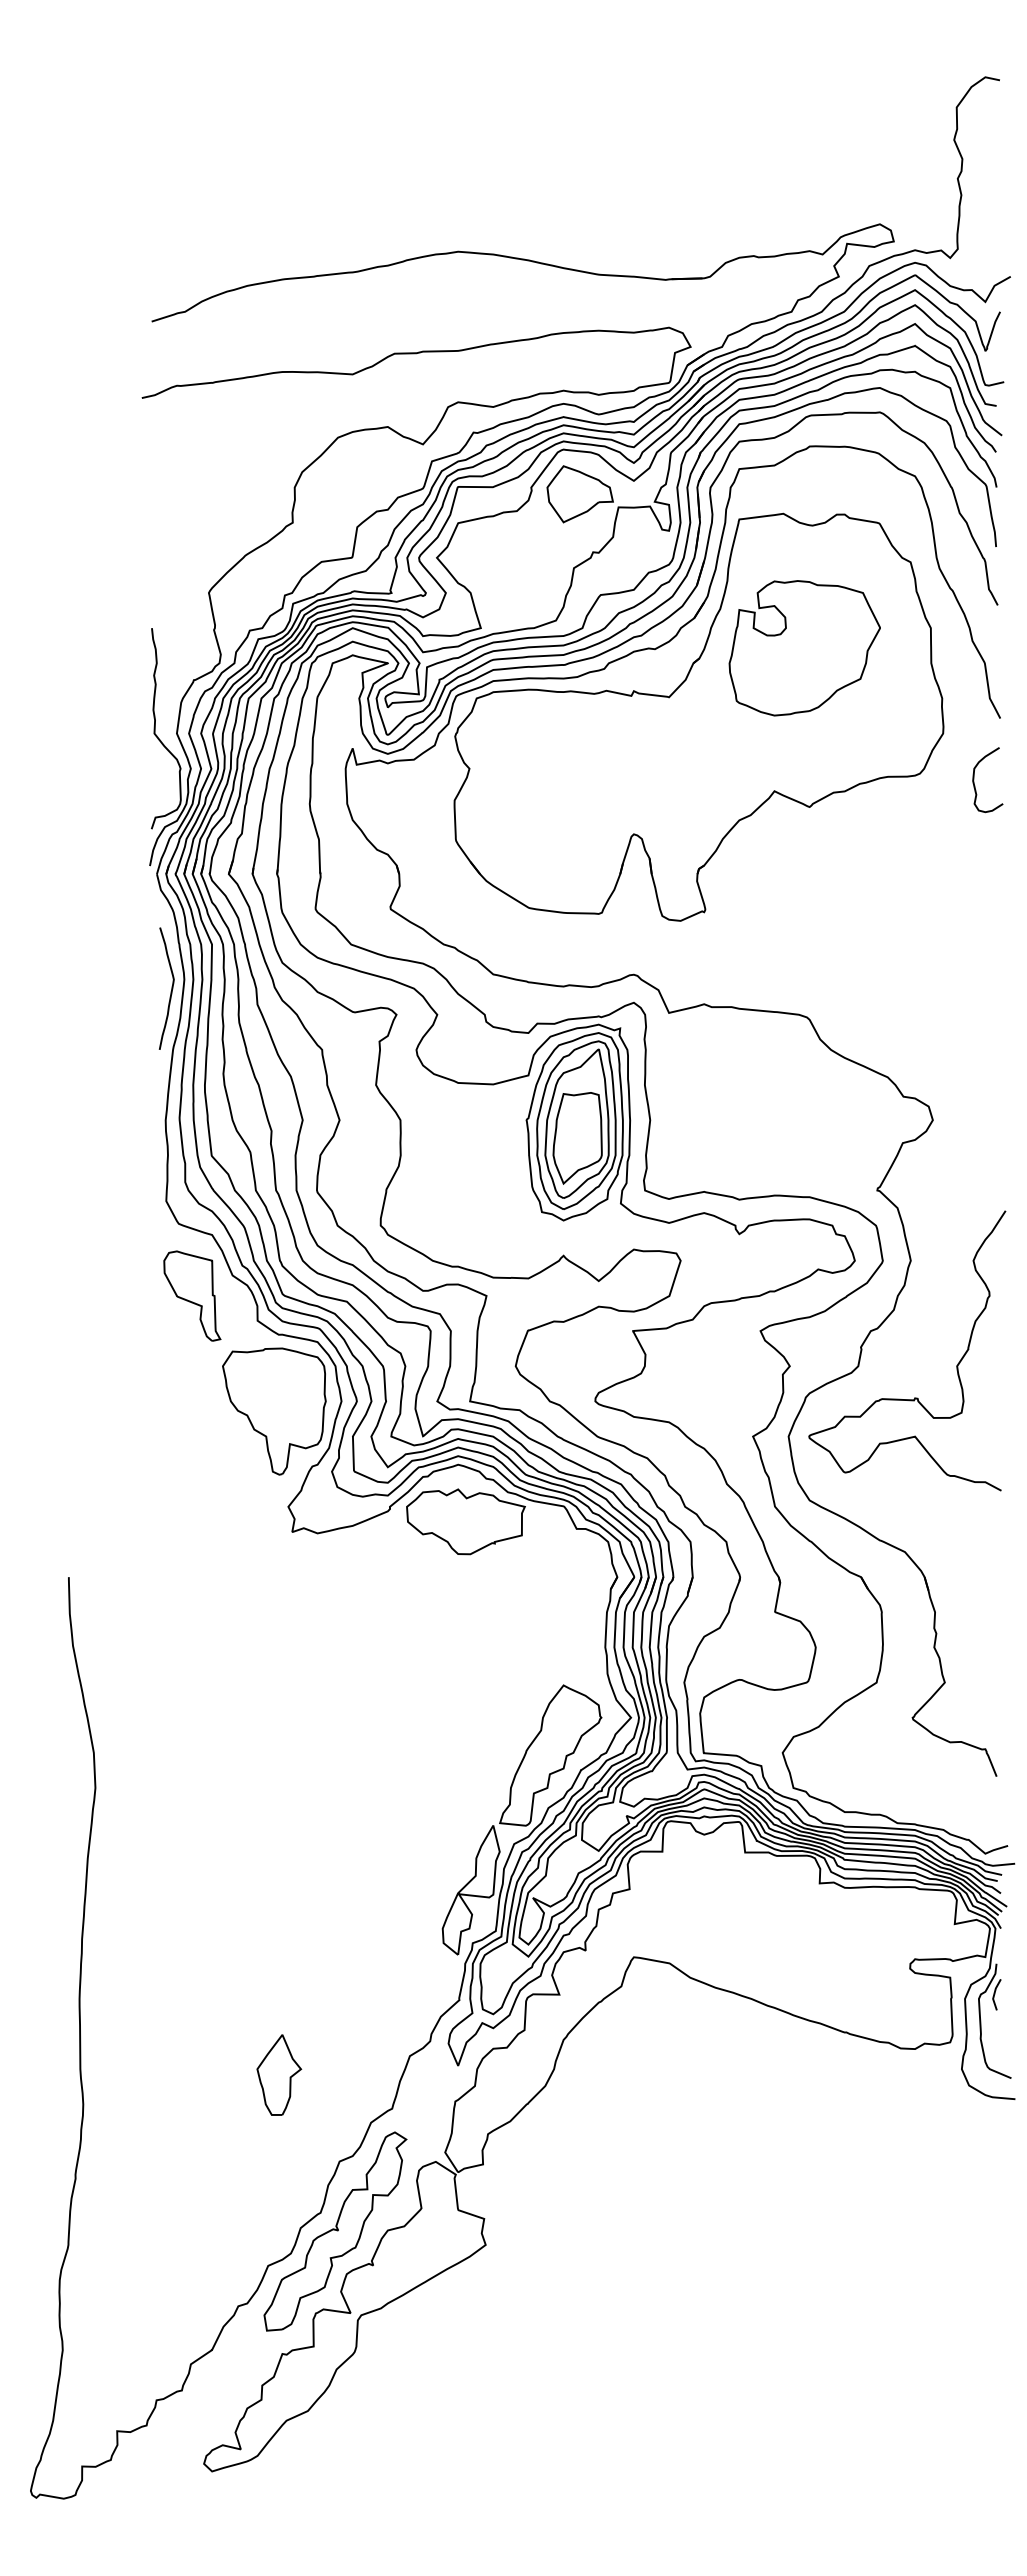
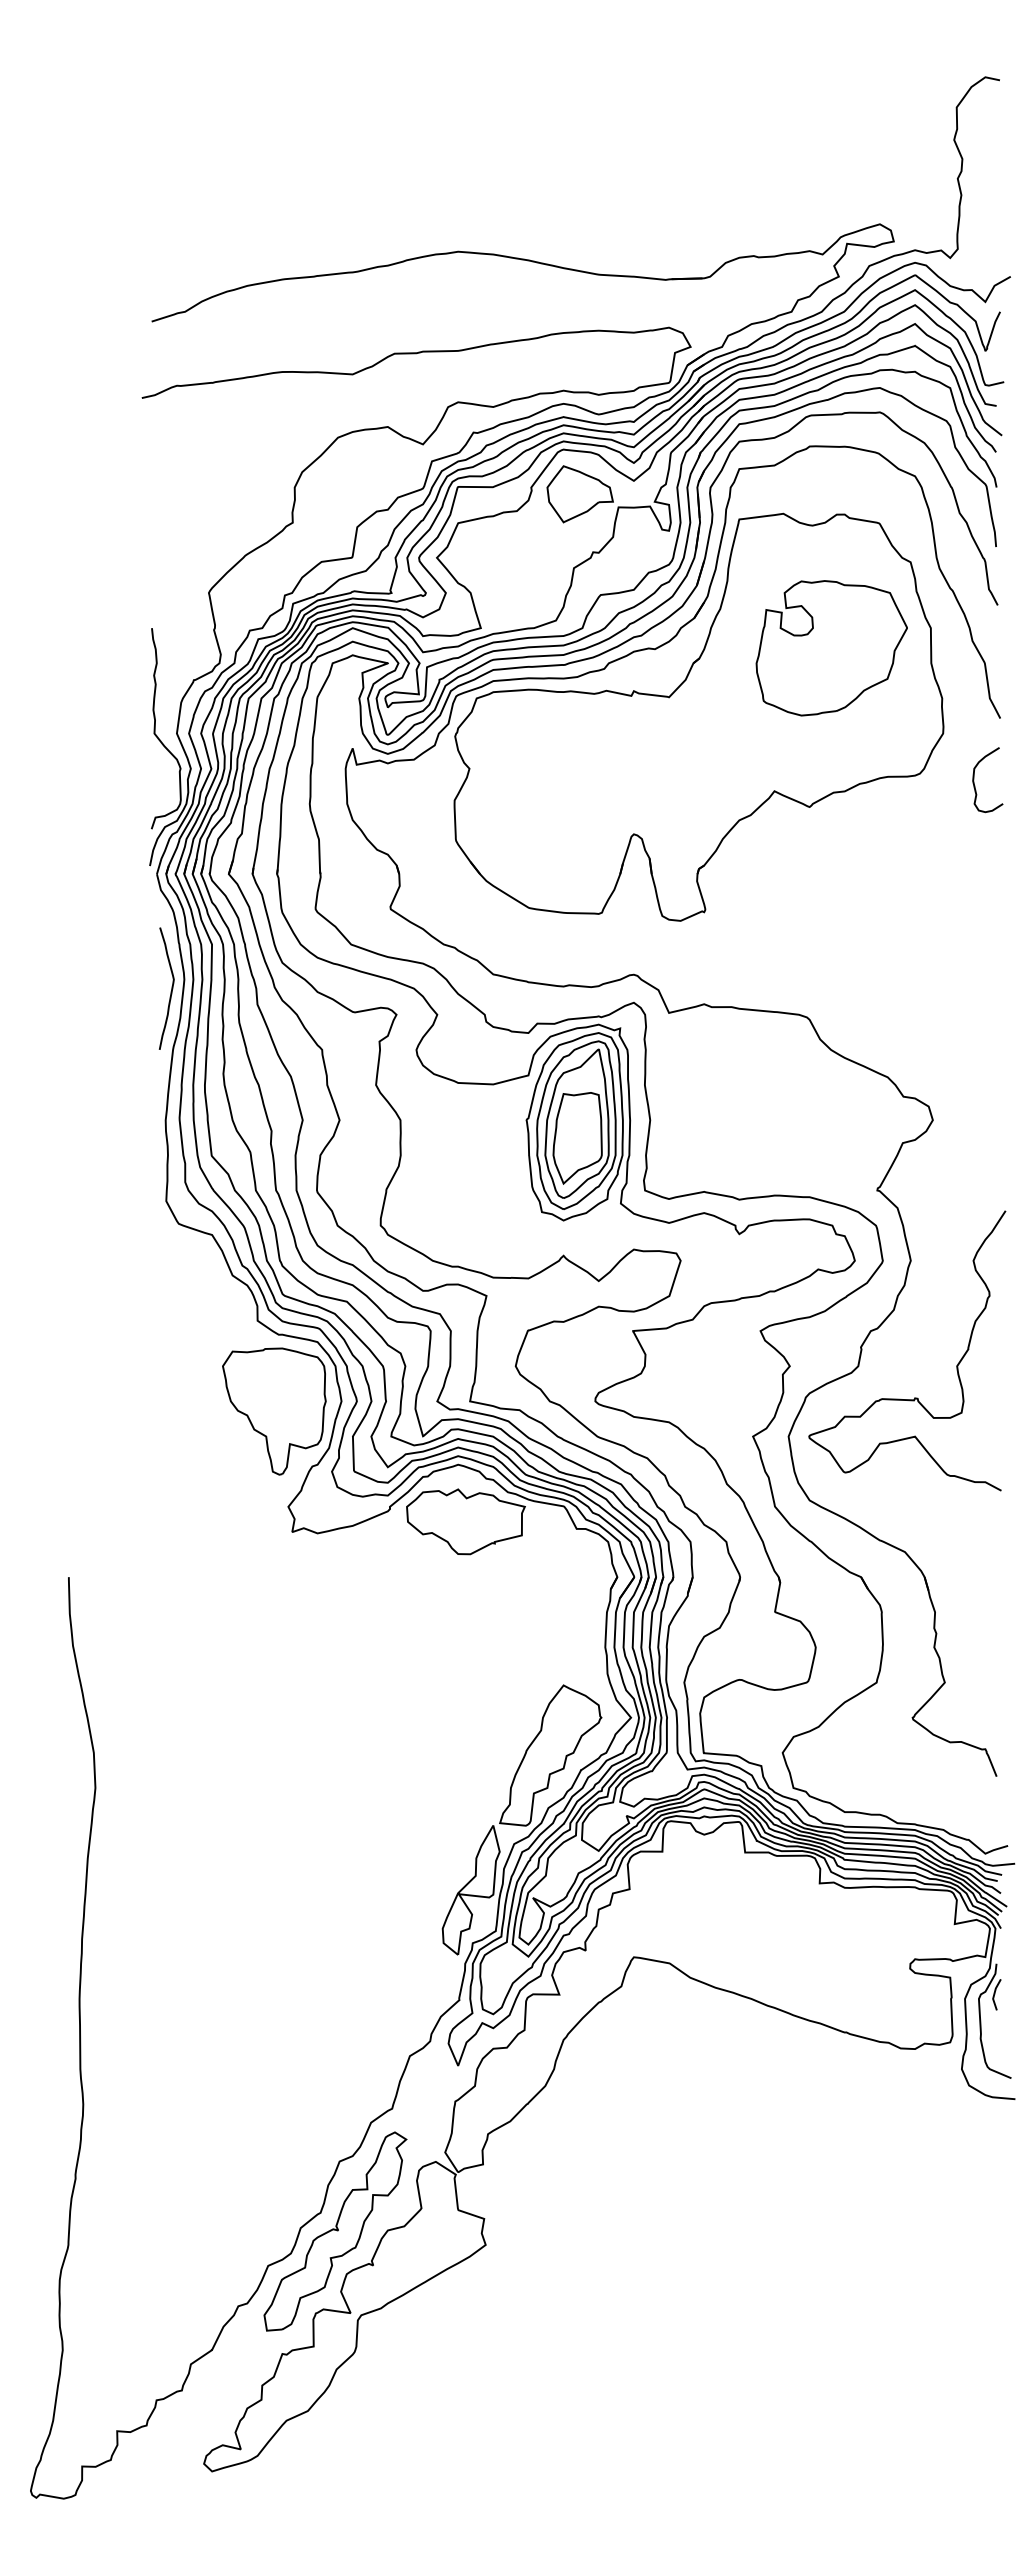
part position: (804, 648) -> (831, 648) (831, 648)
part: present -> none (192, 1295)
part: present -> none (279, 2074)
